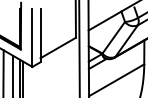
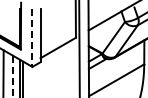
line: solid -> dashed (32, 38)
line: solid -> dashed (12, 76)
